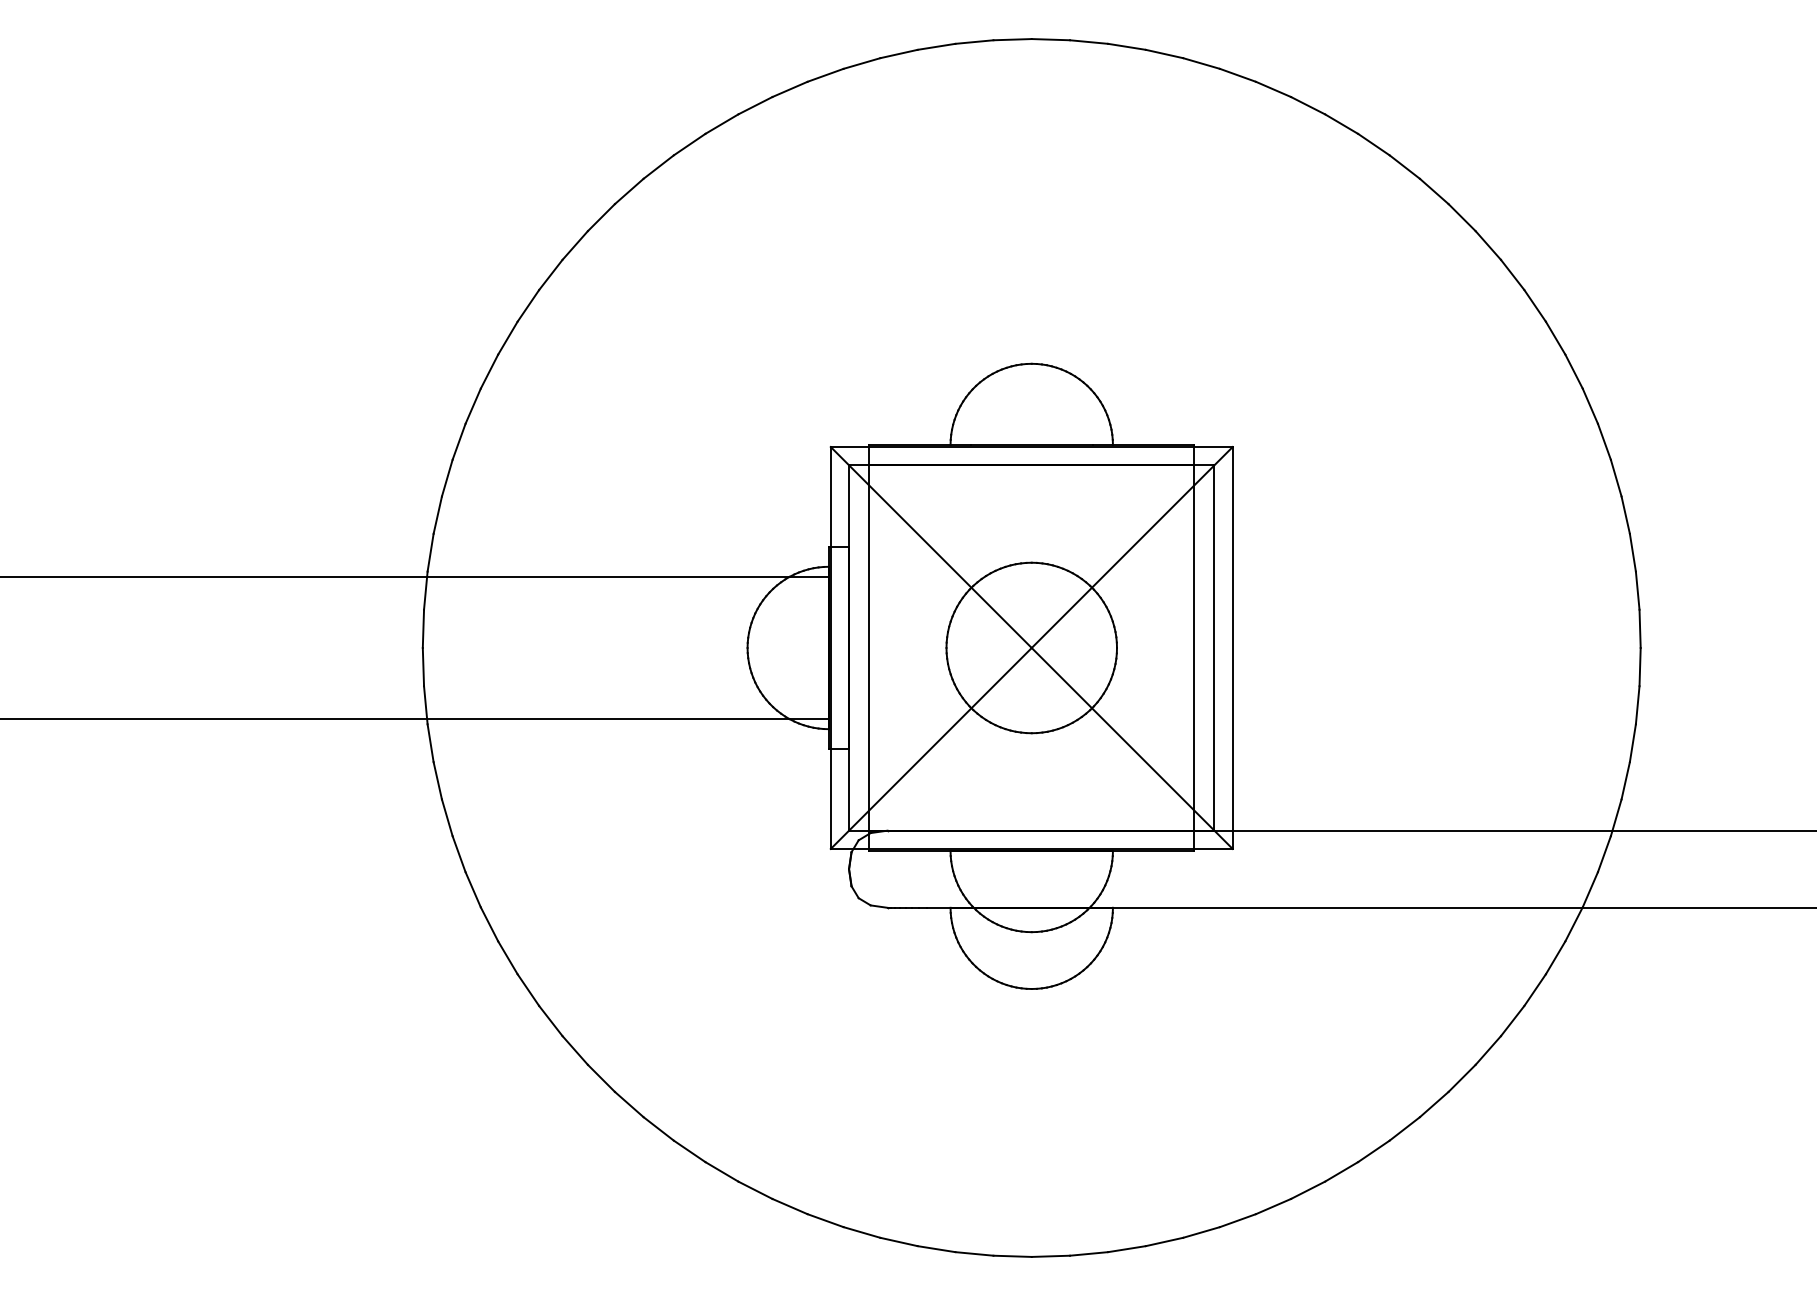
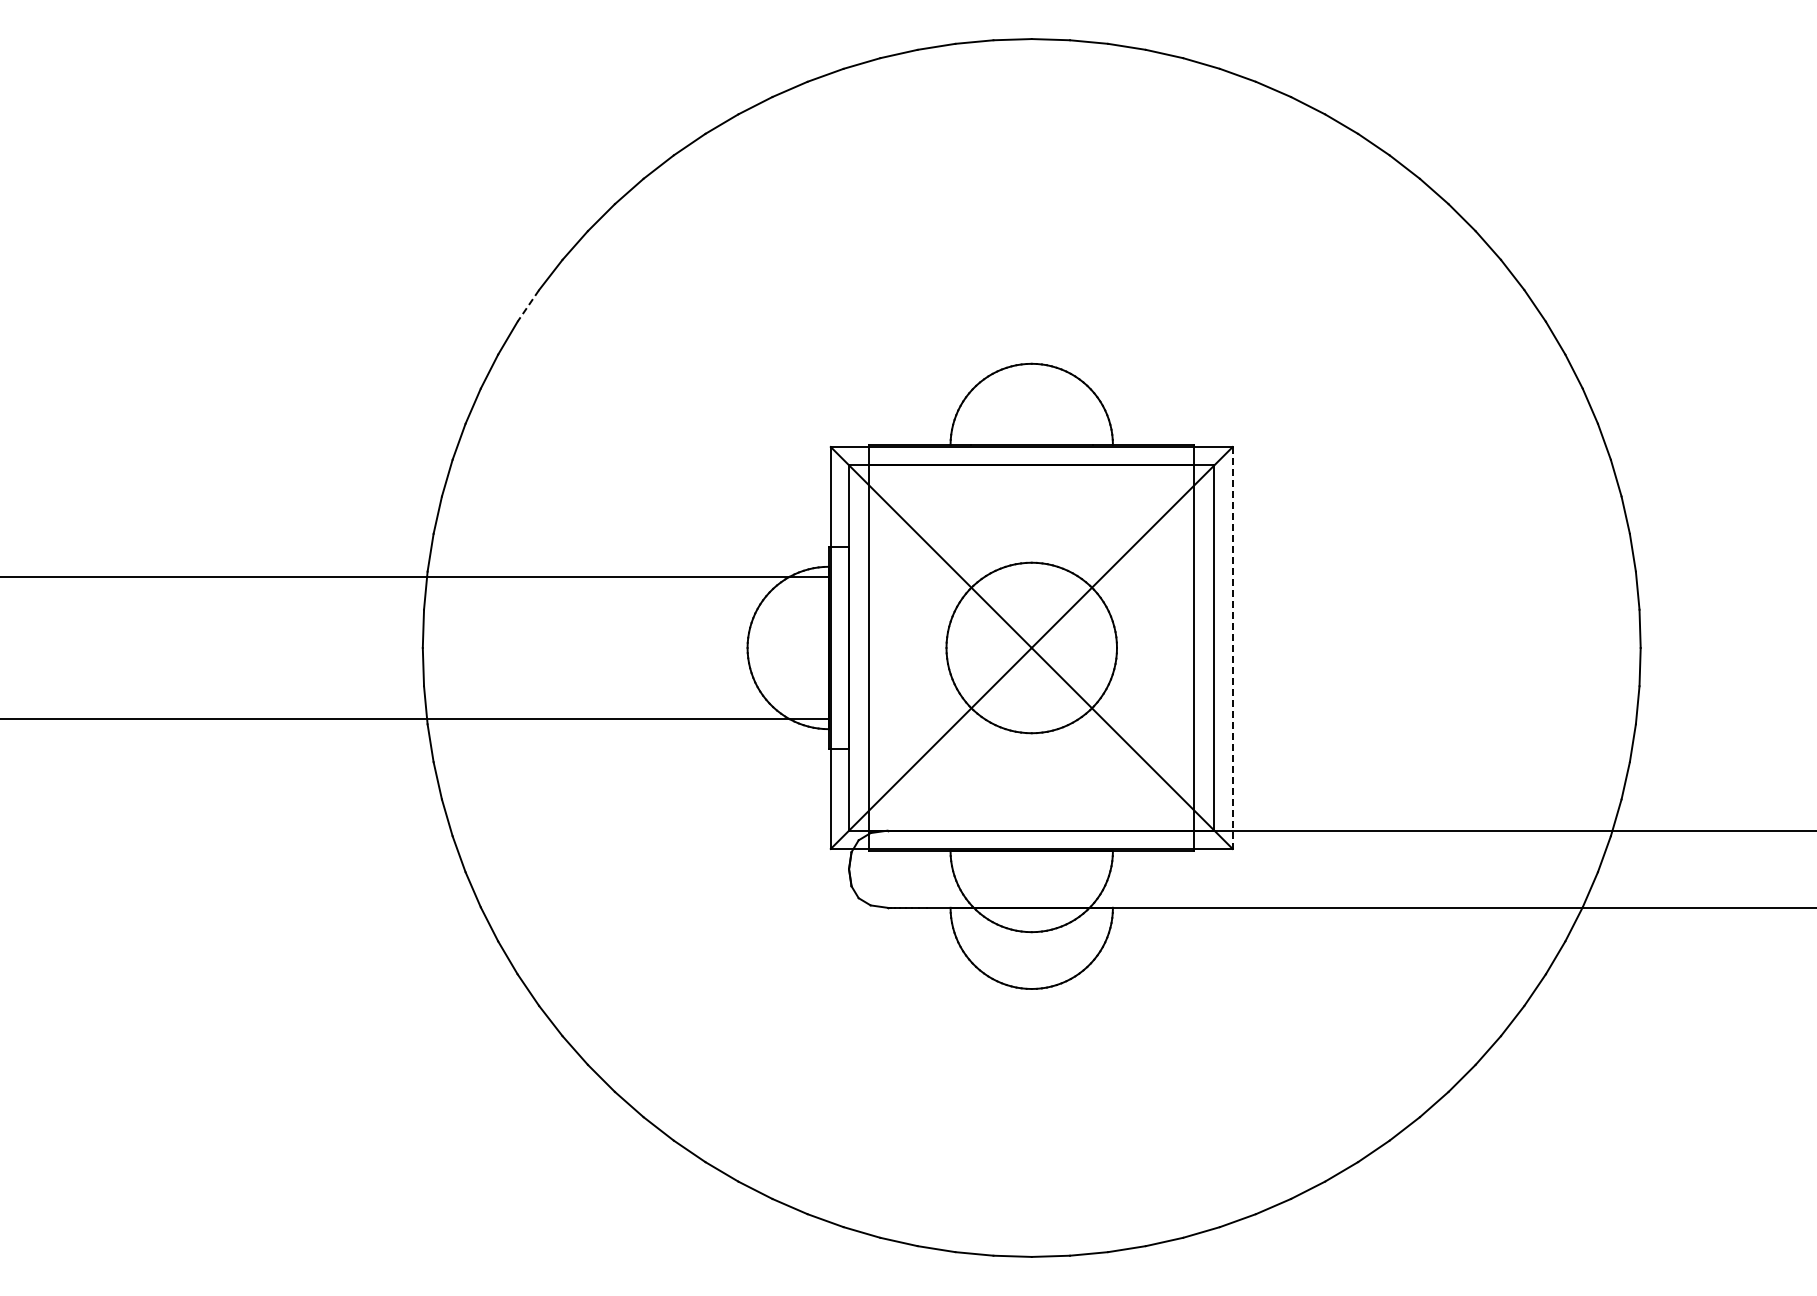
line: solid -> dashed (528, 306)
line: solid -> dashed (1232, 648)
